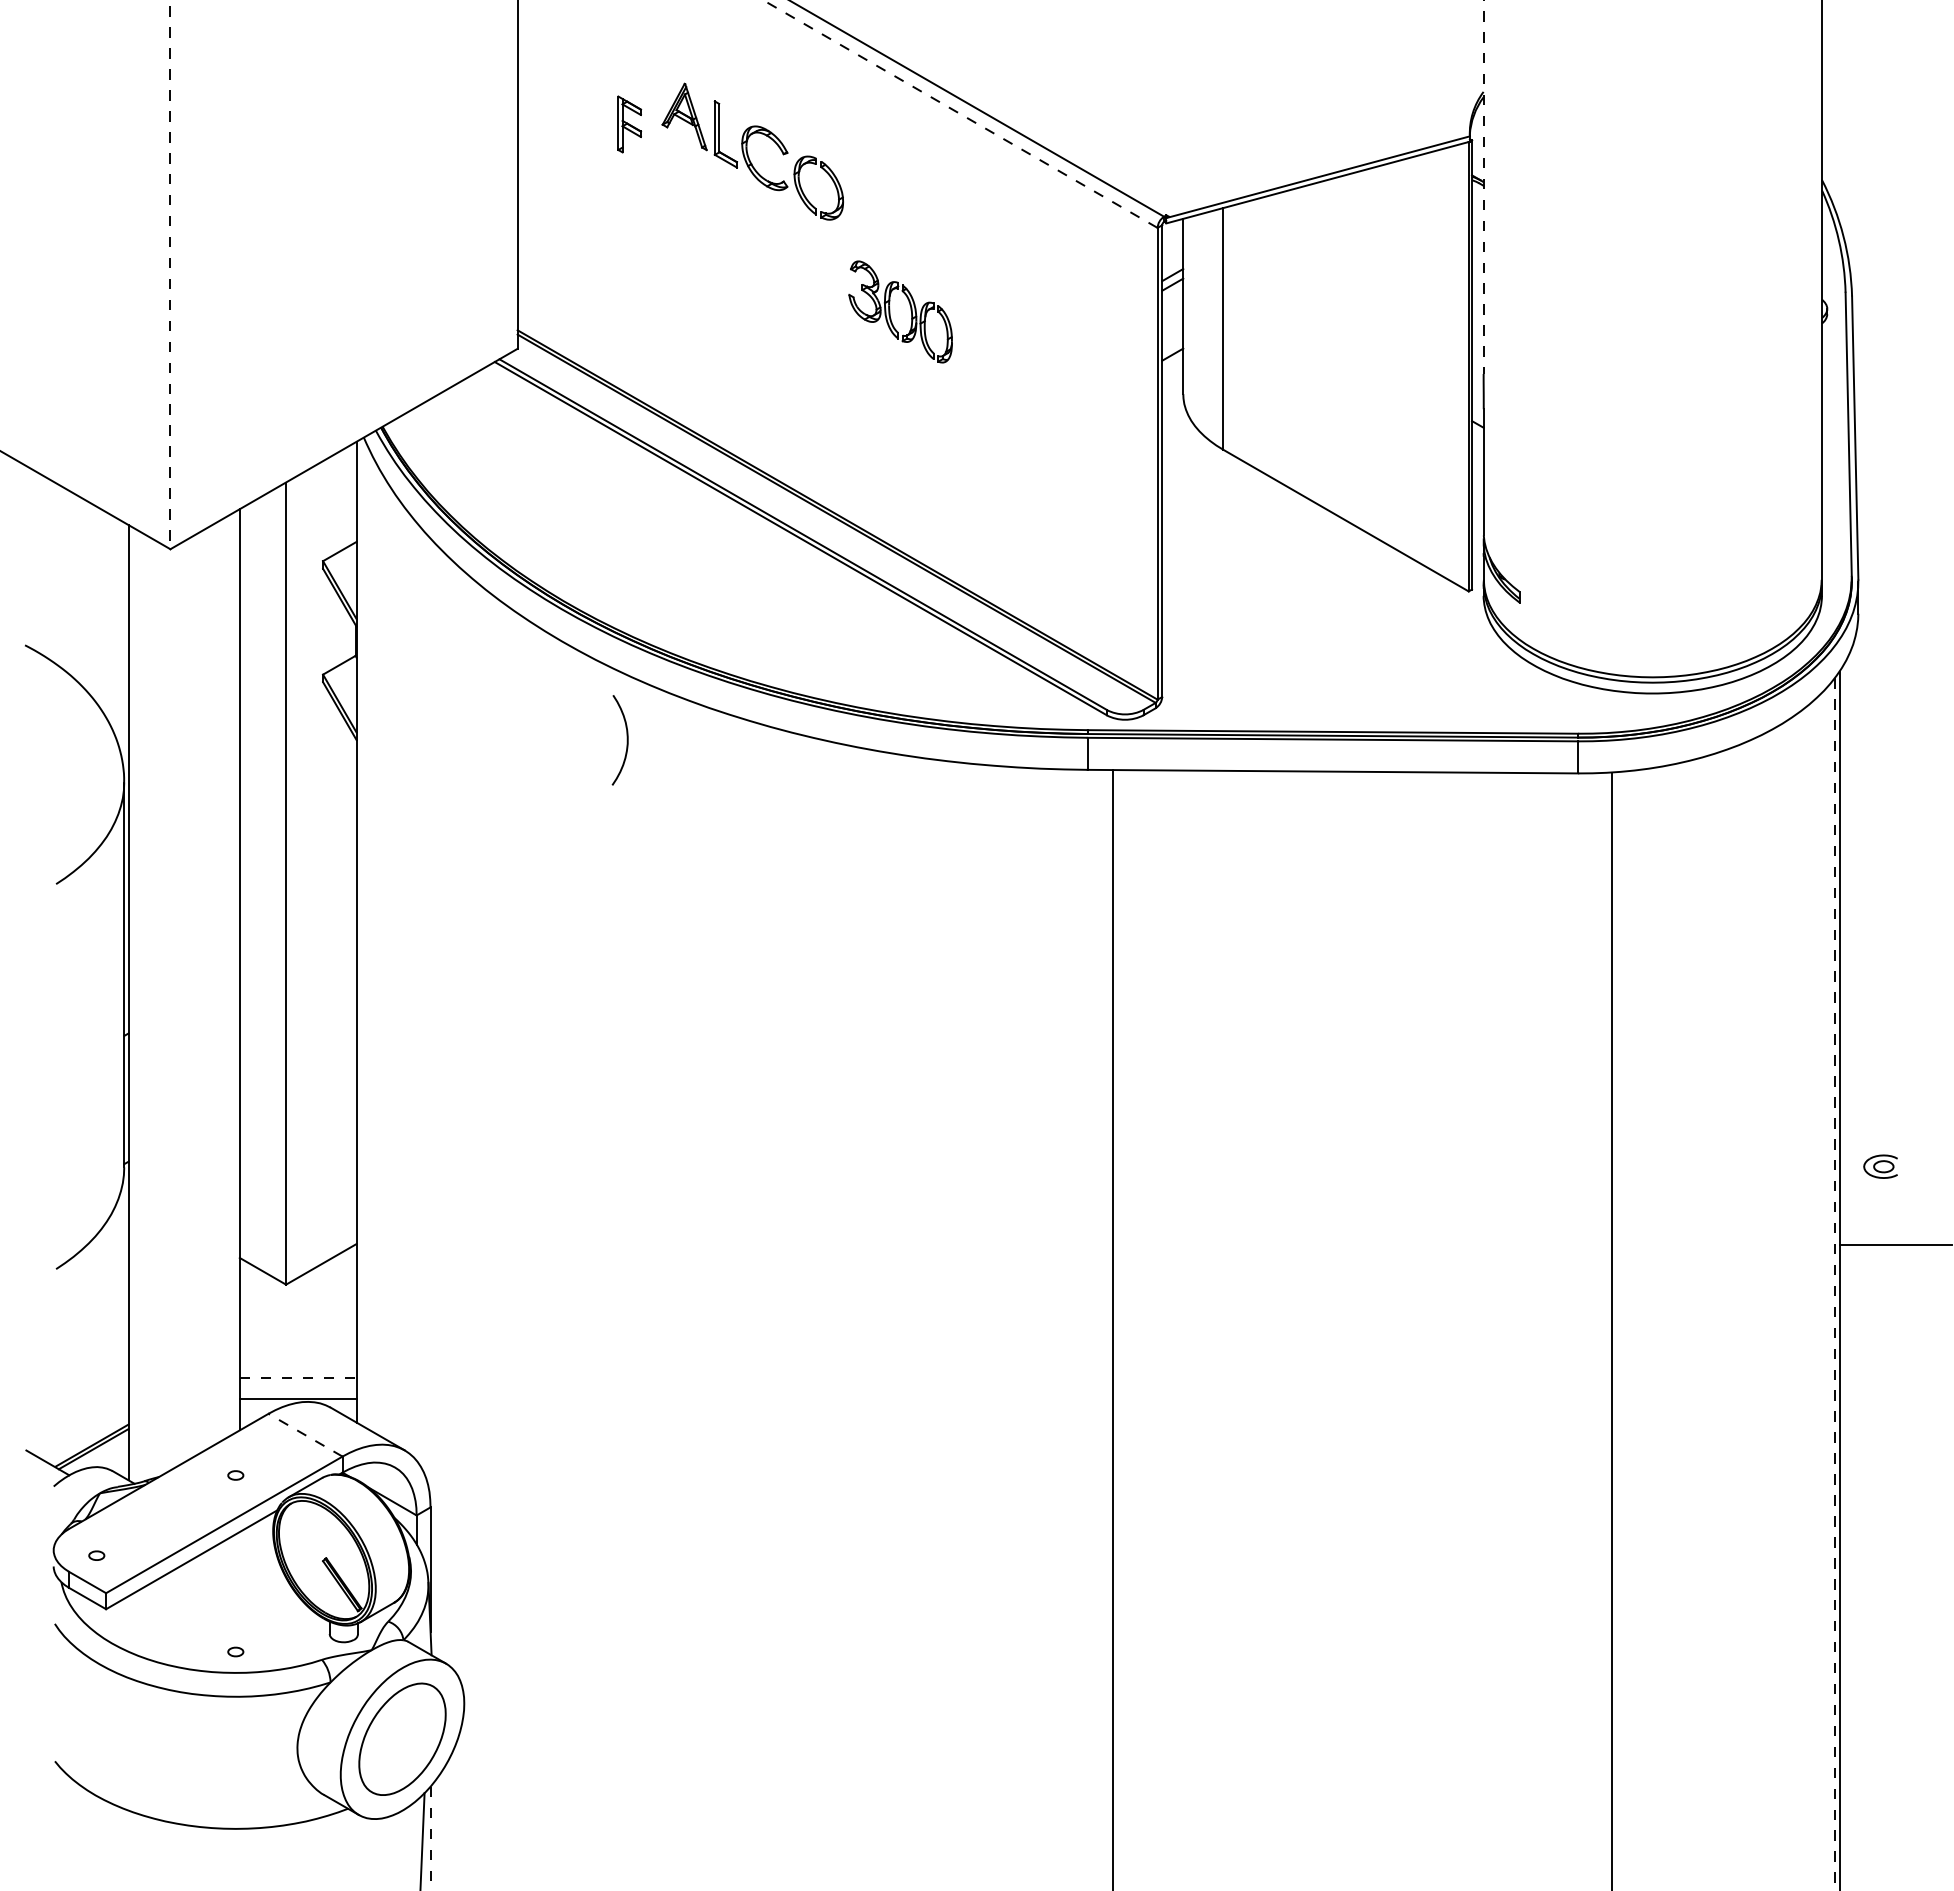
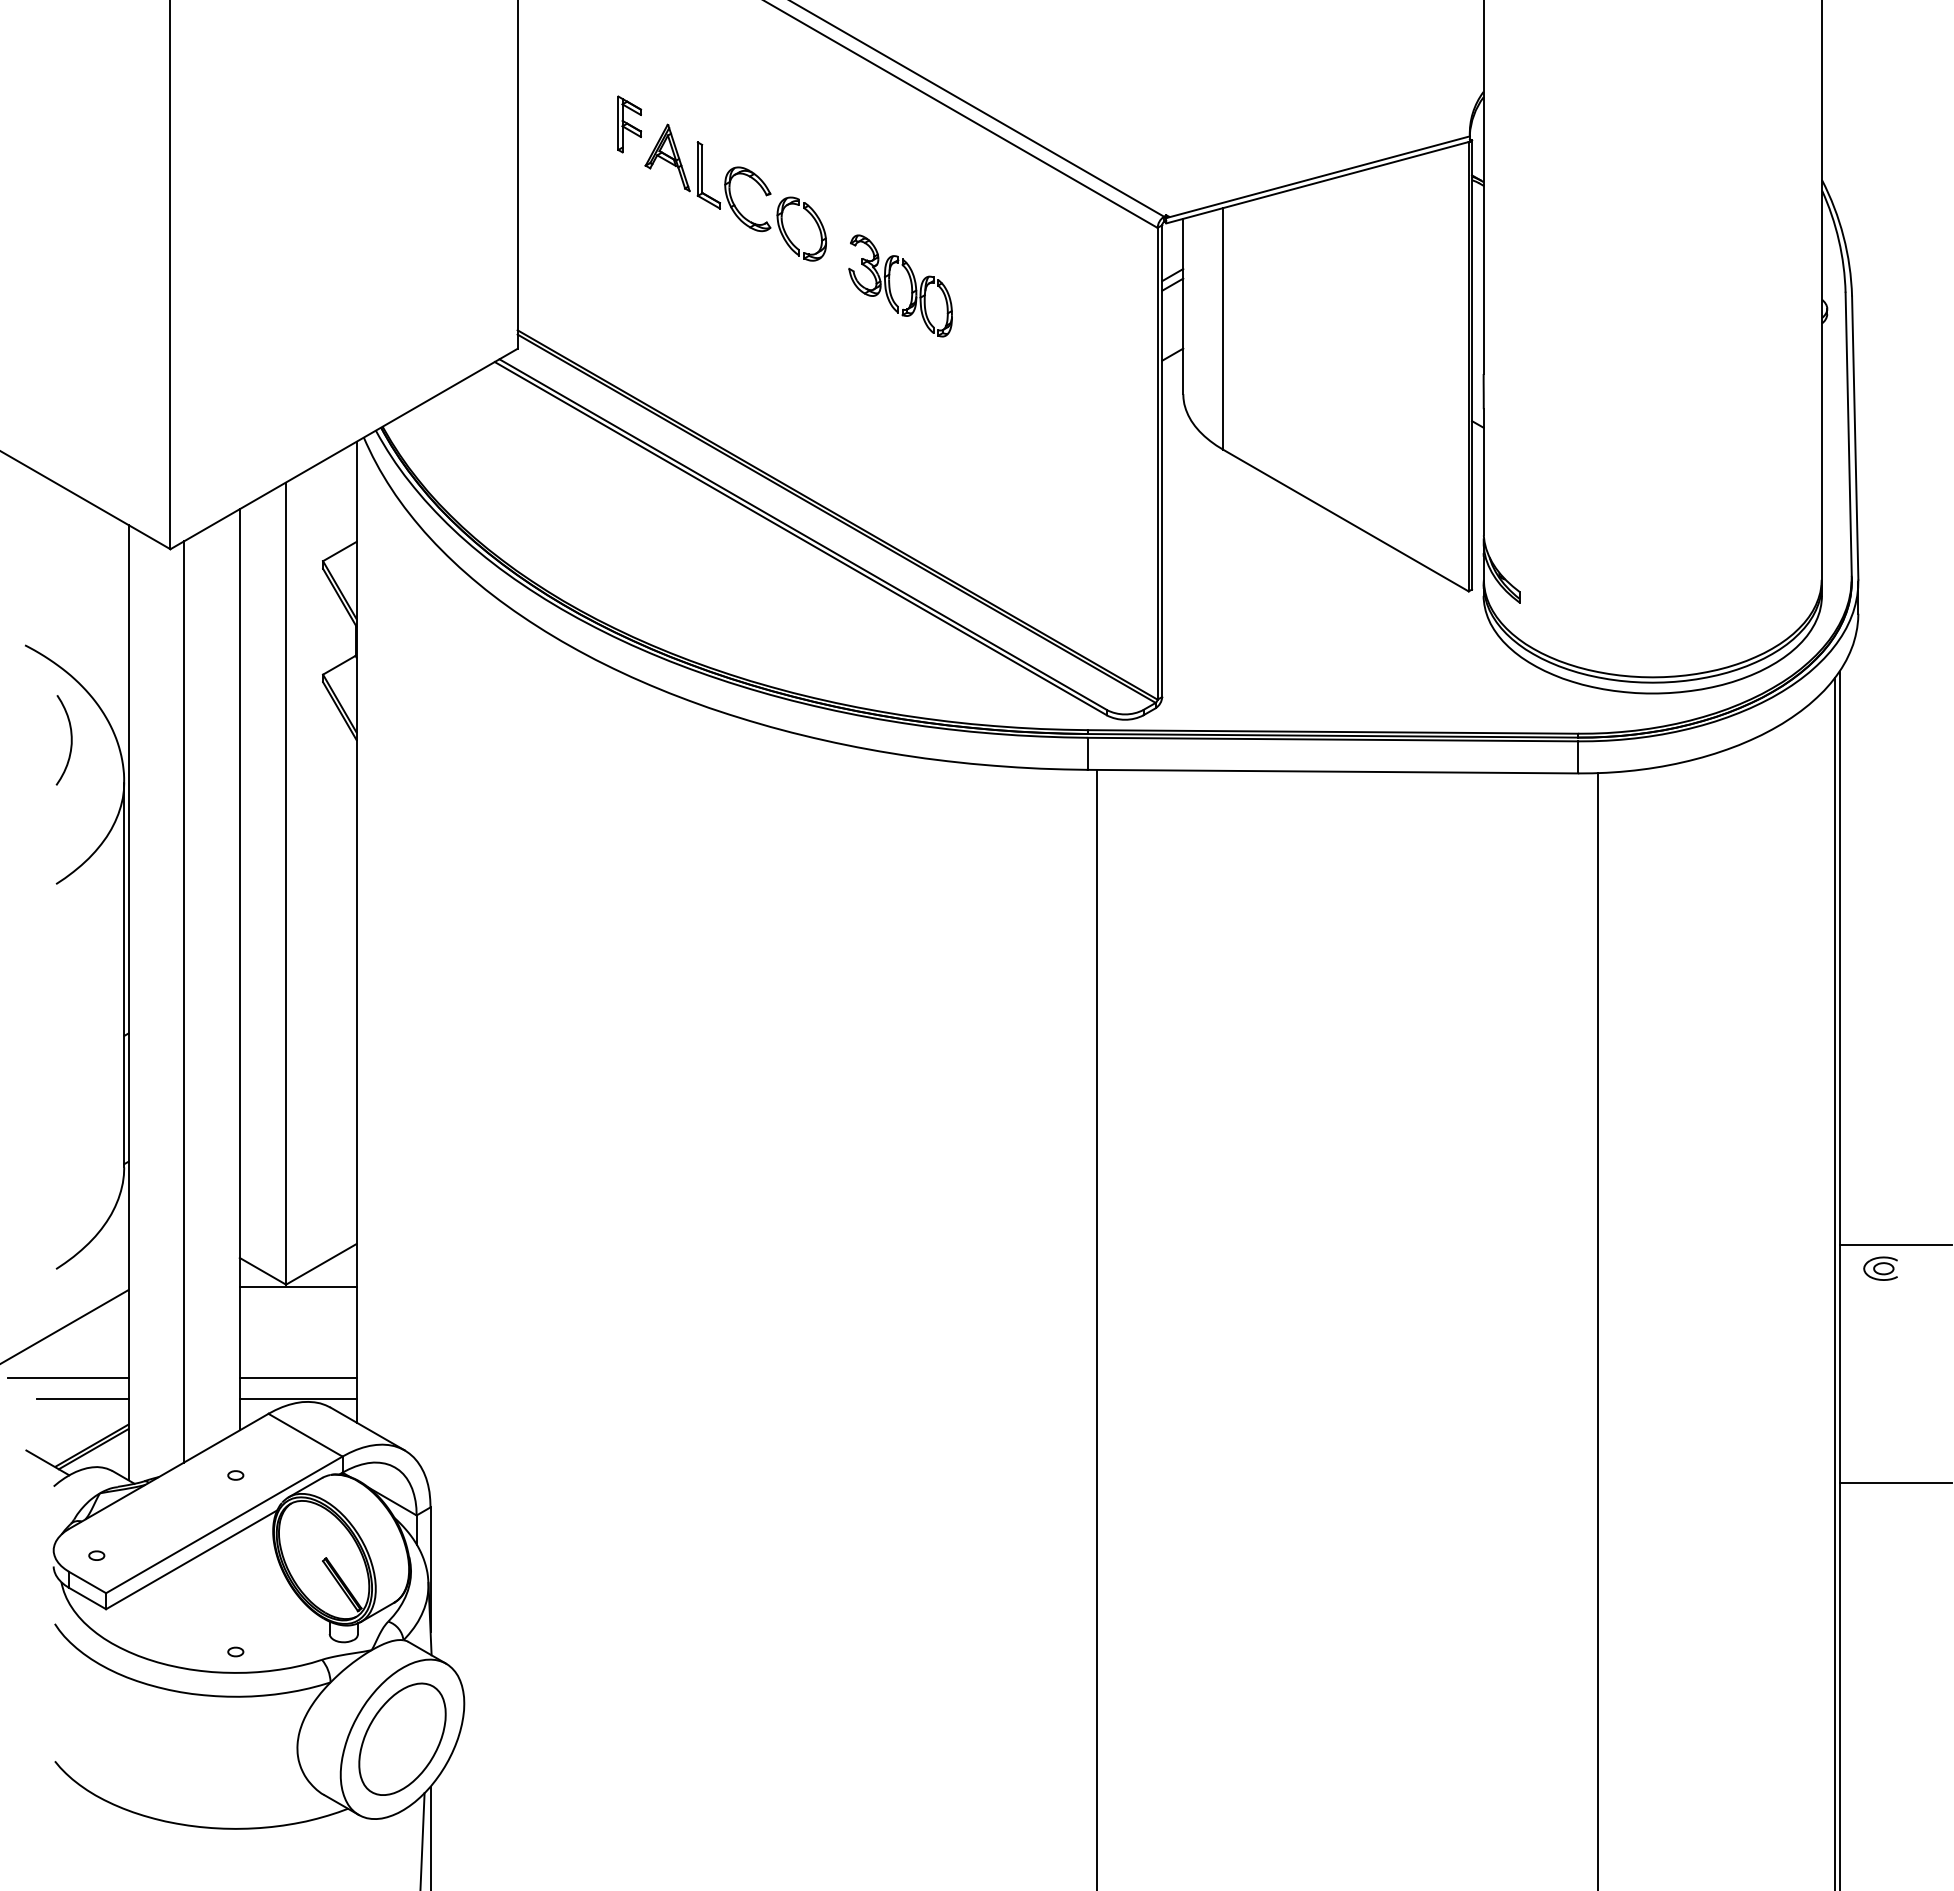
line: dashed -> solid (960, 113)
part position: (752, 151) -> (735, 192) (735, 192)
line: dashed -> solid (1483, 187)
line: dashed -> solid (170, 275)
part position: (890, 311) -> (890, 285) (890, 285)
curve position: (626, 740) -> (70, 740) (70, 740)
line: none -> present (184, 1001)
part position: (1880, 1166) -> (1880, 1268) (1880, 1268)
line: dashed -> solid (1834, 1284)
line: none -> present (297, 1287)
line: none -> present (65, 1326)
line position: (1113, 1328) -> (1097, 1328) (1097, 1328)
line position: (1612, 1330) -> (1598, 1330) (1598, 1330)
line: none -> present (68, 1378)
line: dashed -> solid (298, 1378)
line: none -> present (82, 1399)
line: dashed -> solid (305, 1435)
line: none -> present (1894, 1482)
line: dashed -> solid (430, 1838)
